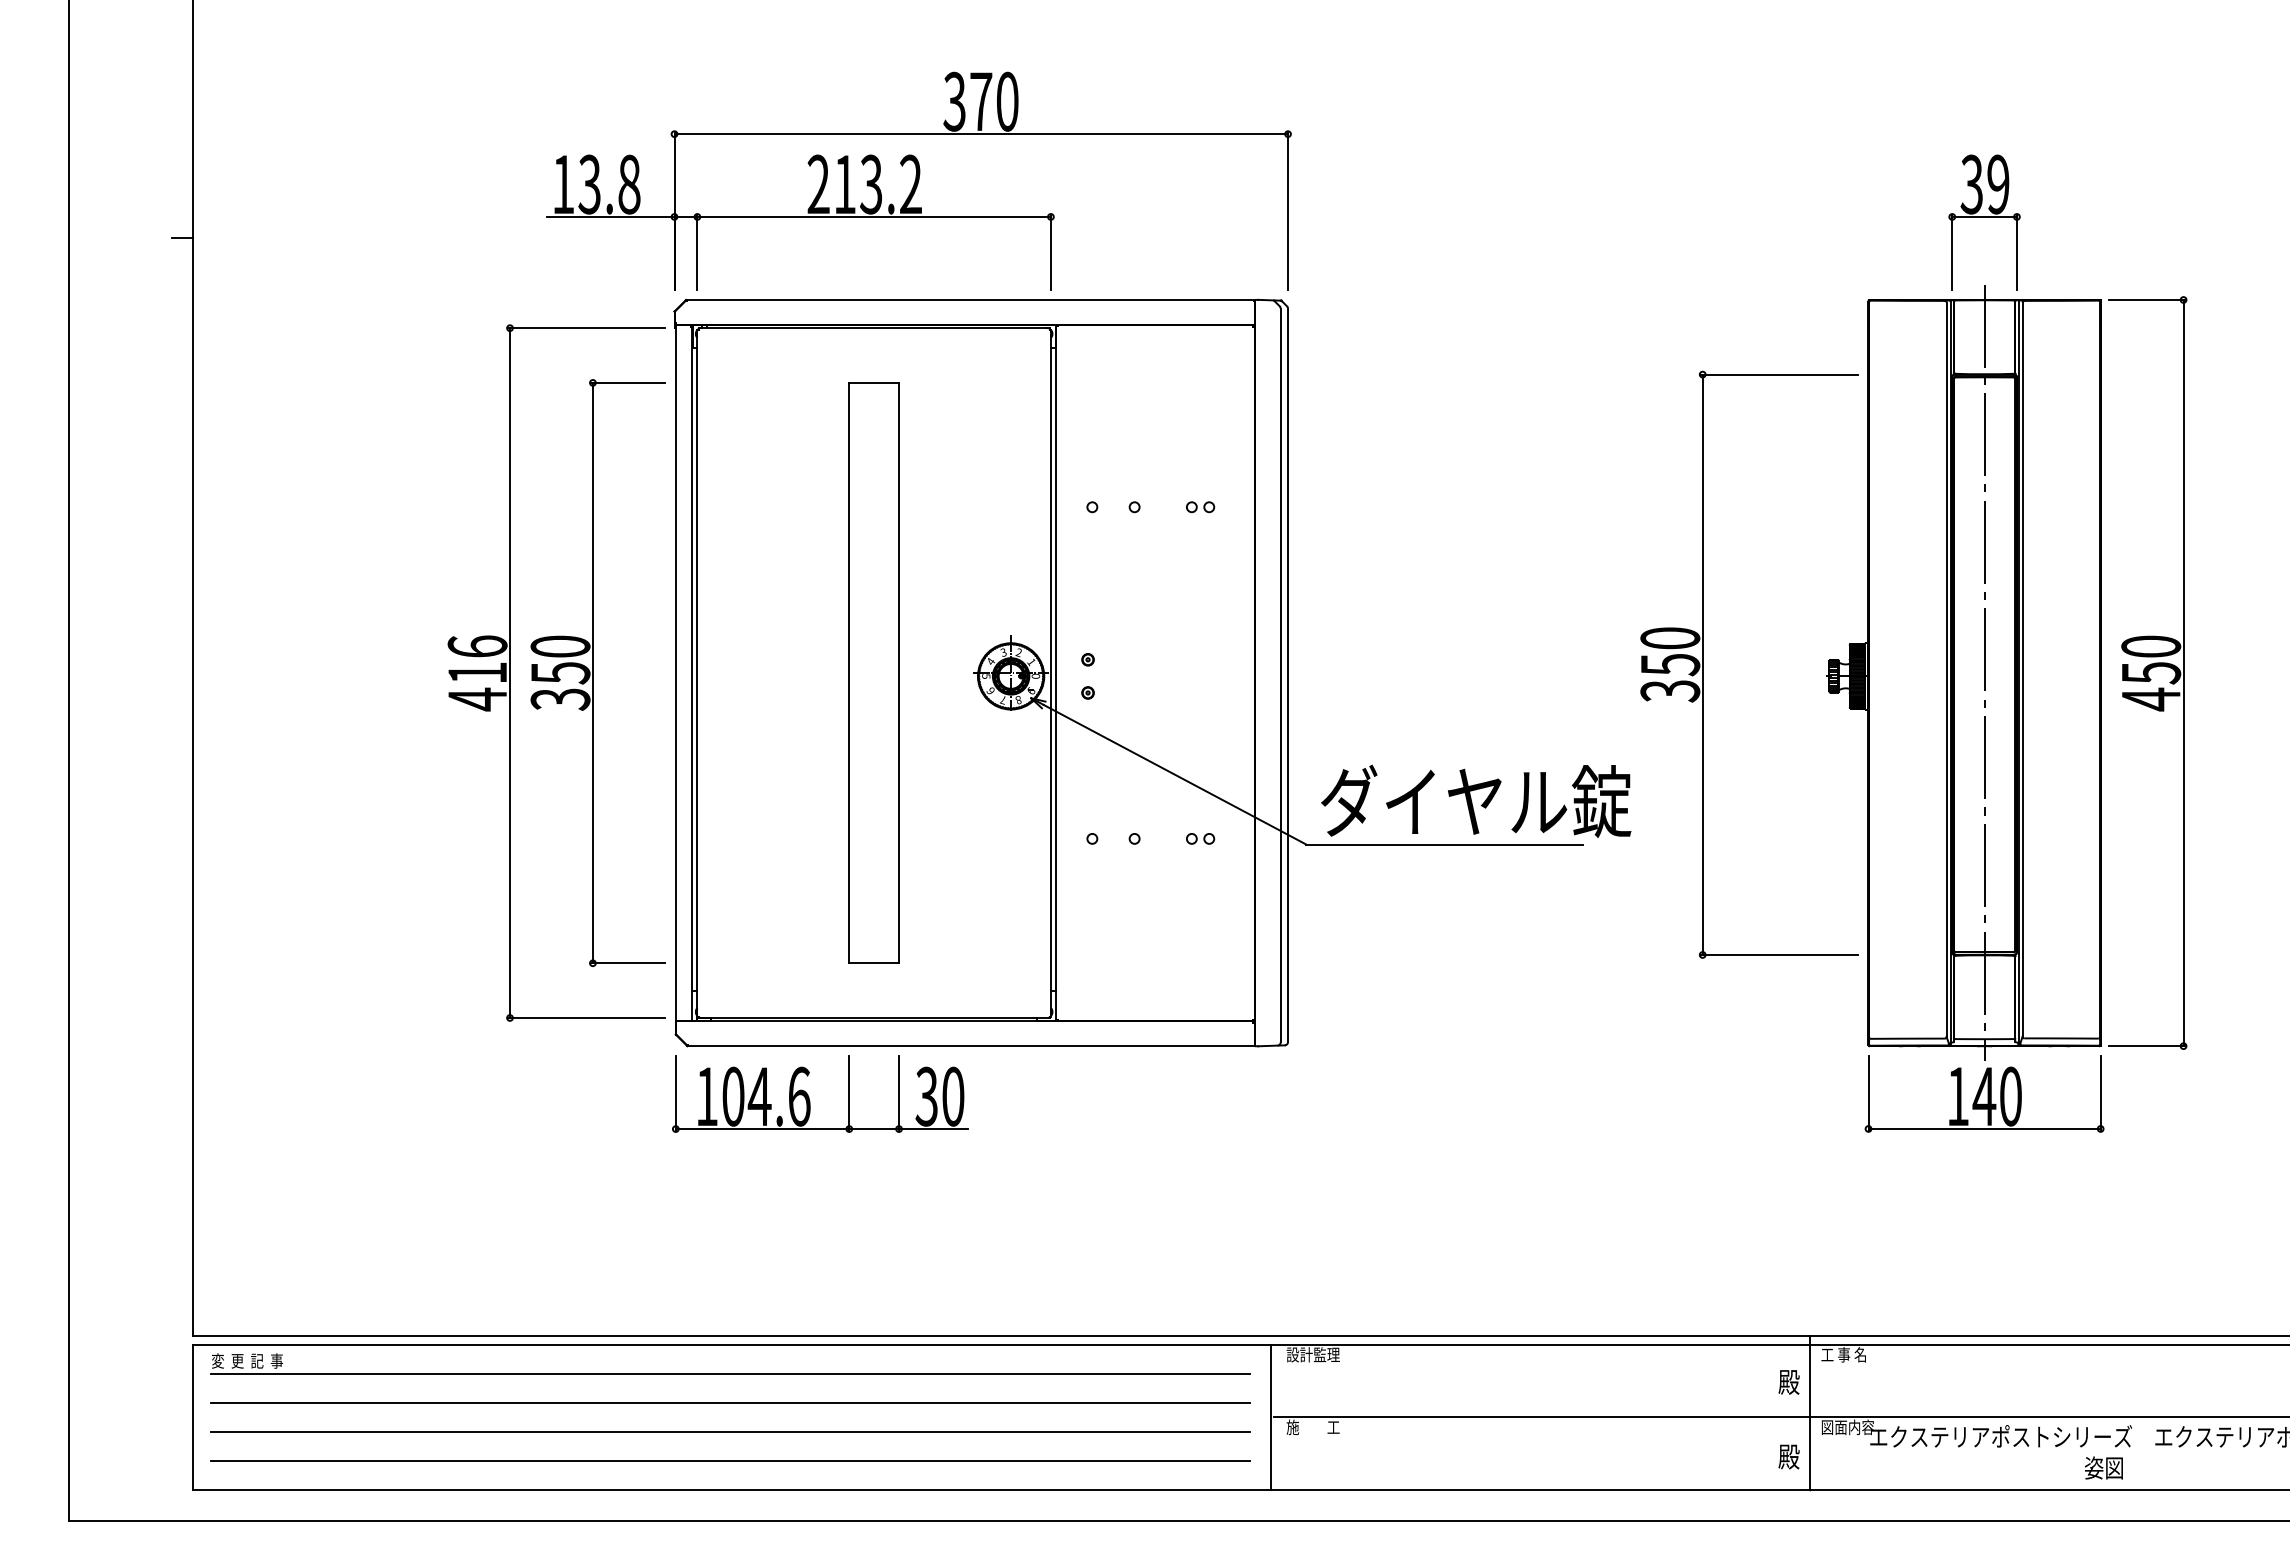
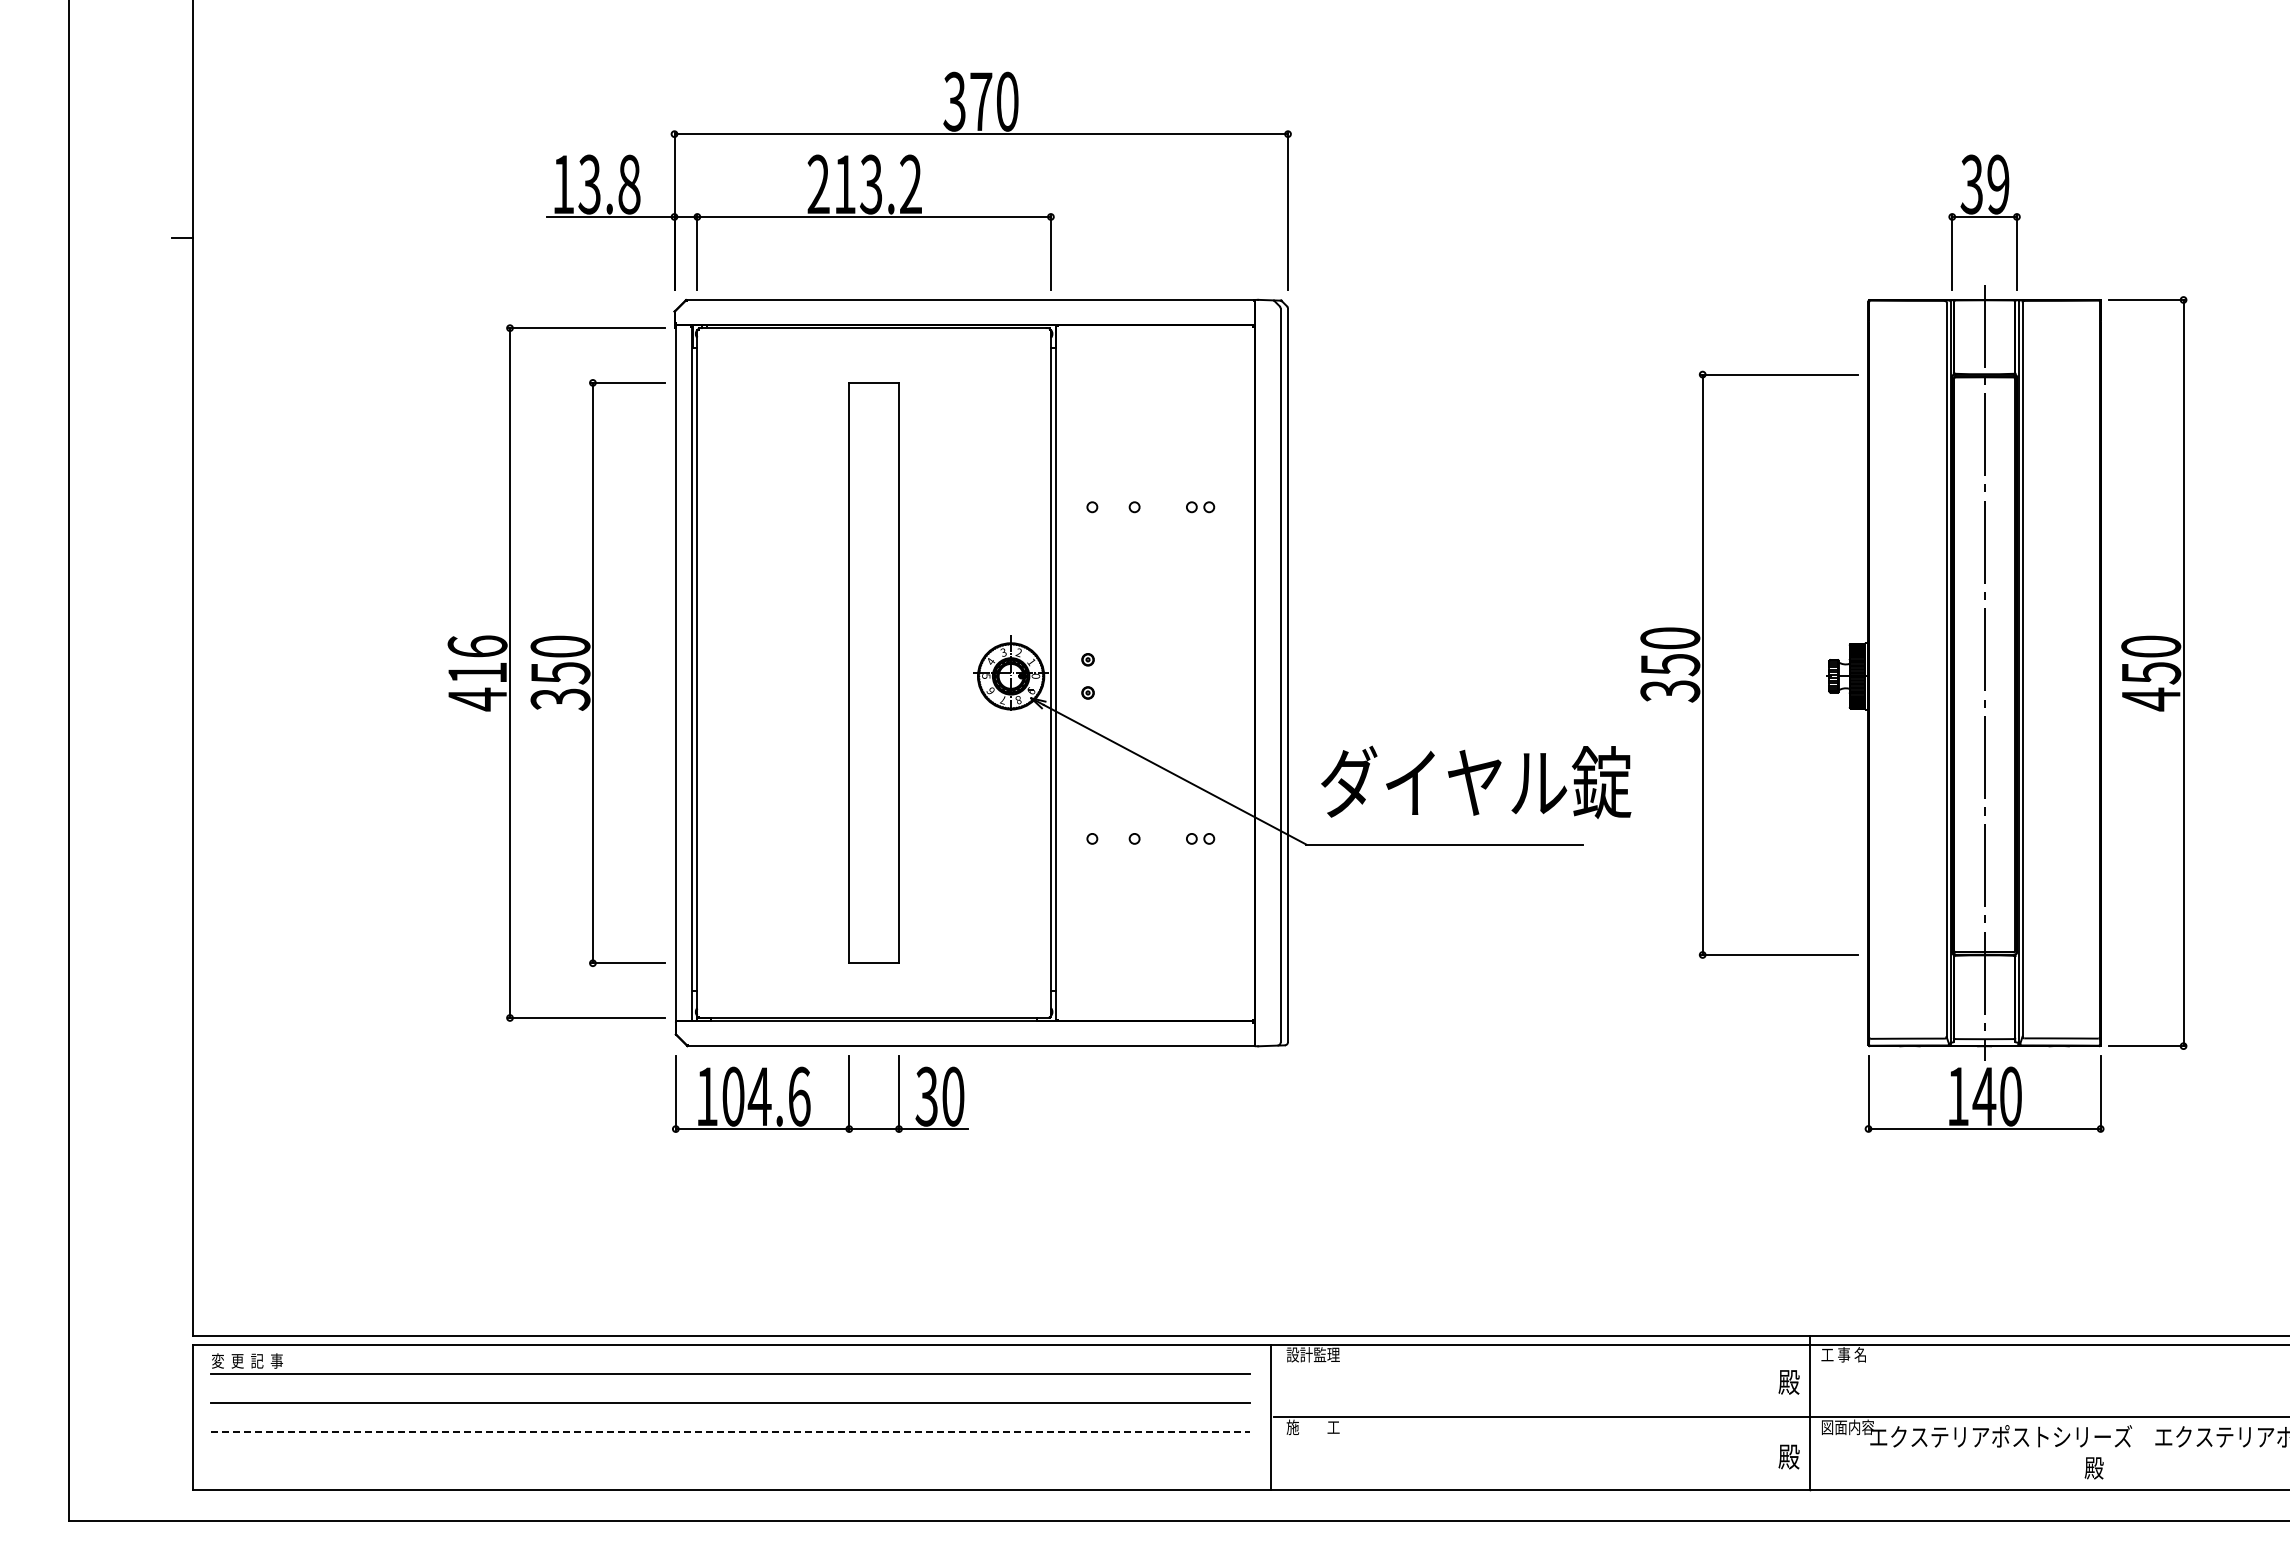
text position: (1476, 800) -> (1476, 781) (1476, 781)
line: solid -> dashed (730, 1431)
line: present -> none (730, 1460)
text: 姿図 -> 殿 (2103, 1467)
